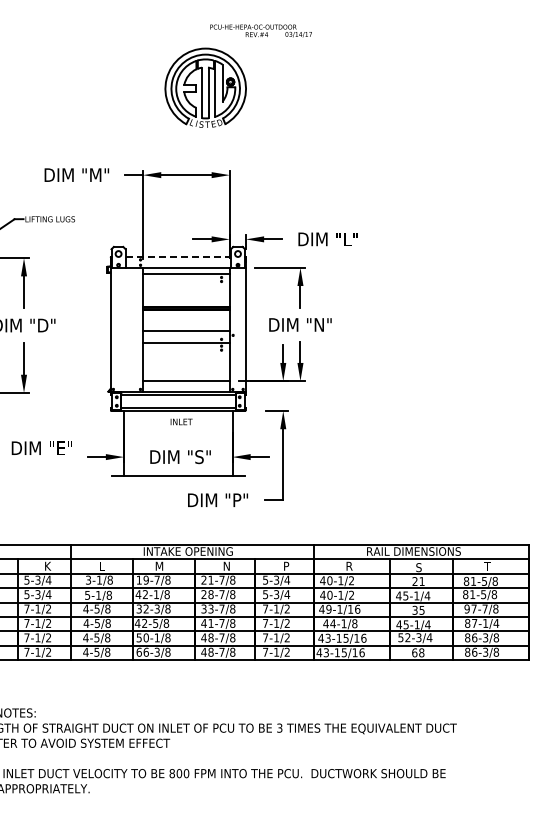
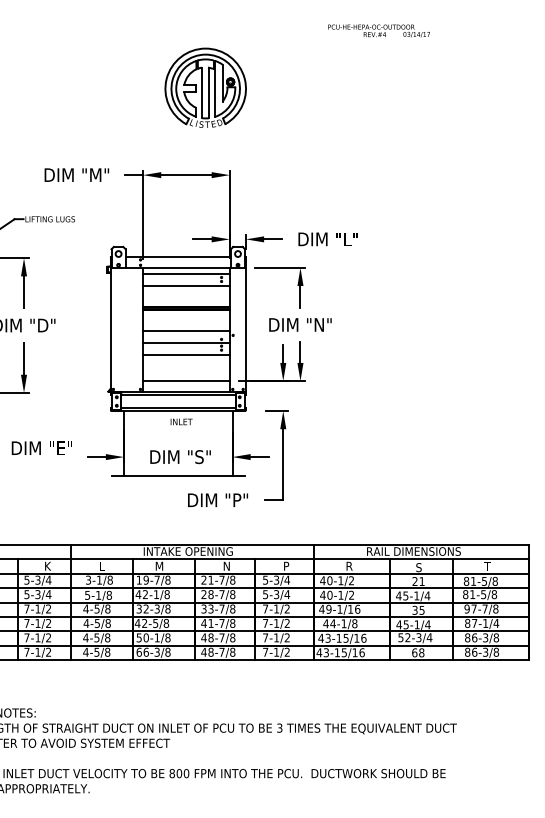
text position: (260, 30) -> (378, 30) (378, 30)
line: dashed -> solid (178, 257)
line: none -> present (186, 286)
line: none -> present (186, 354)
